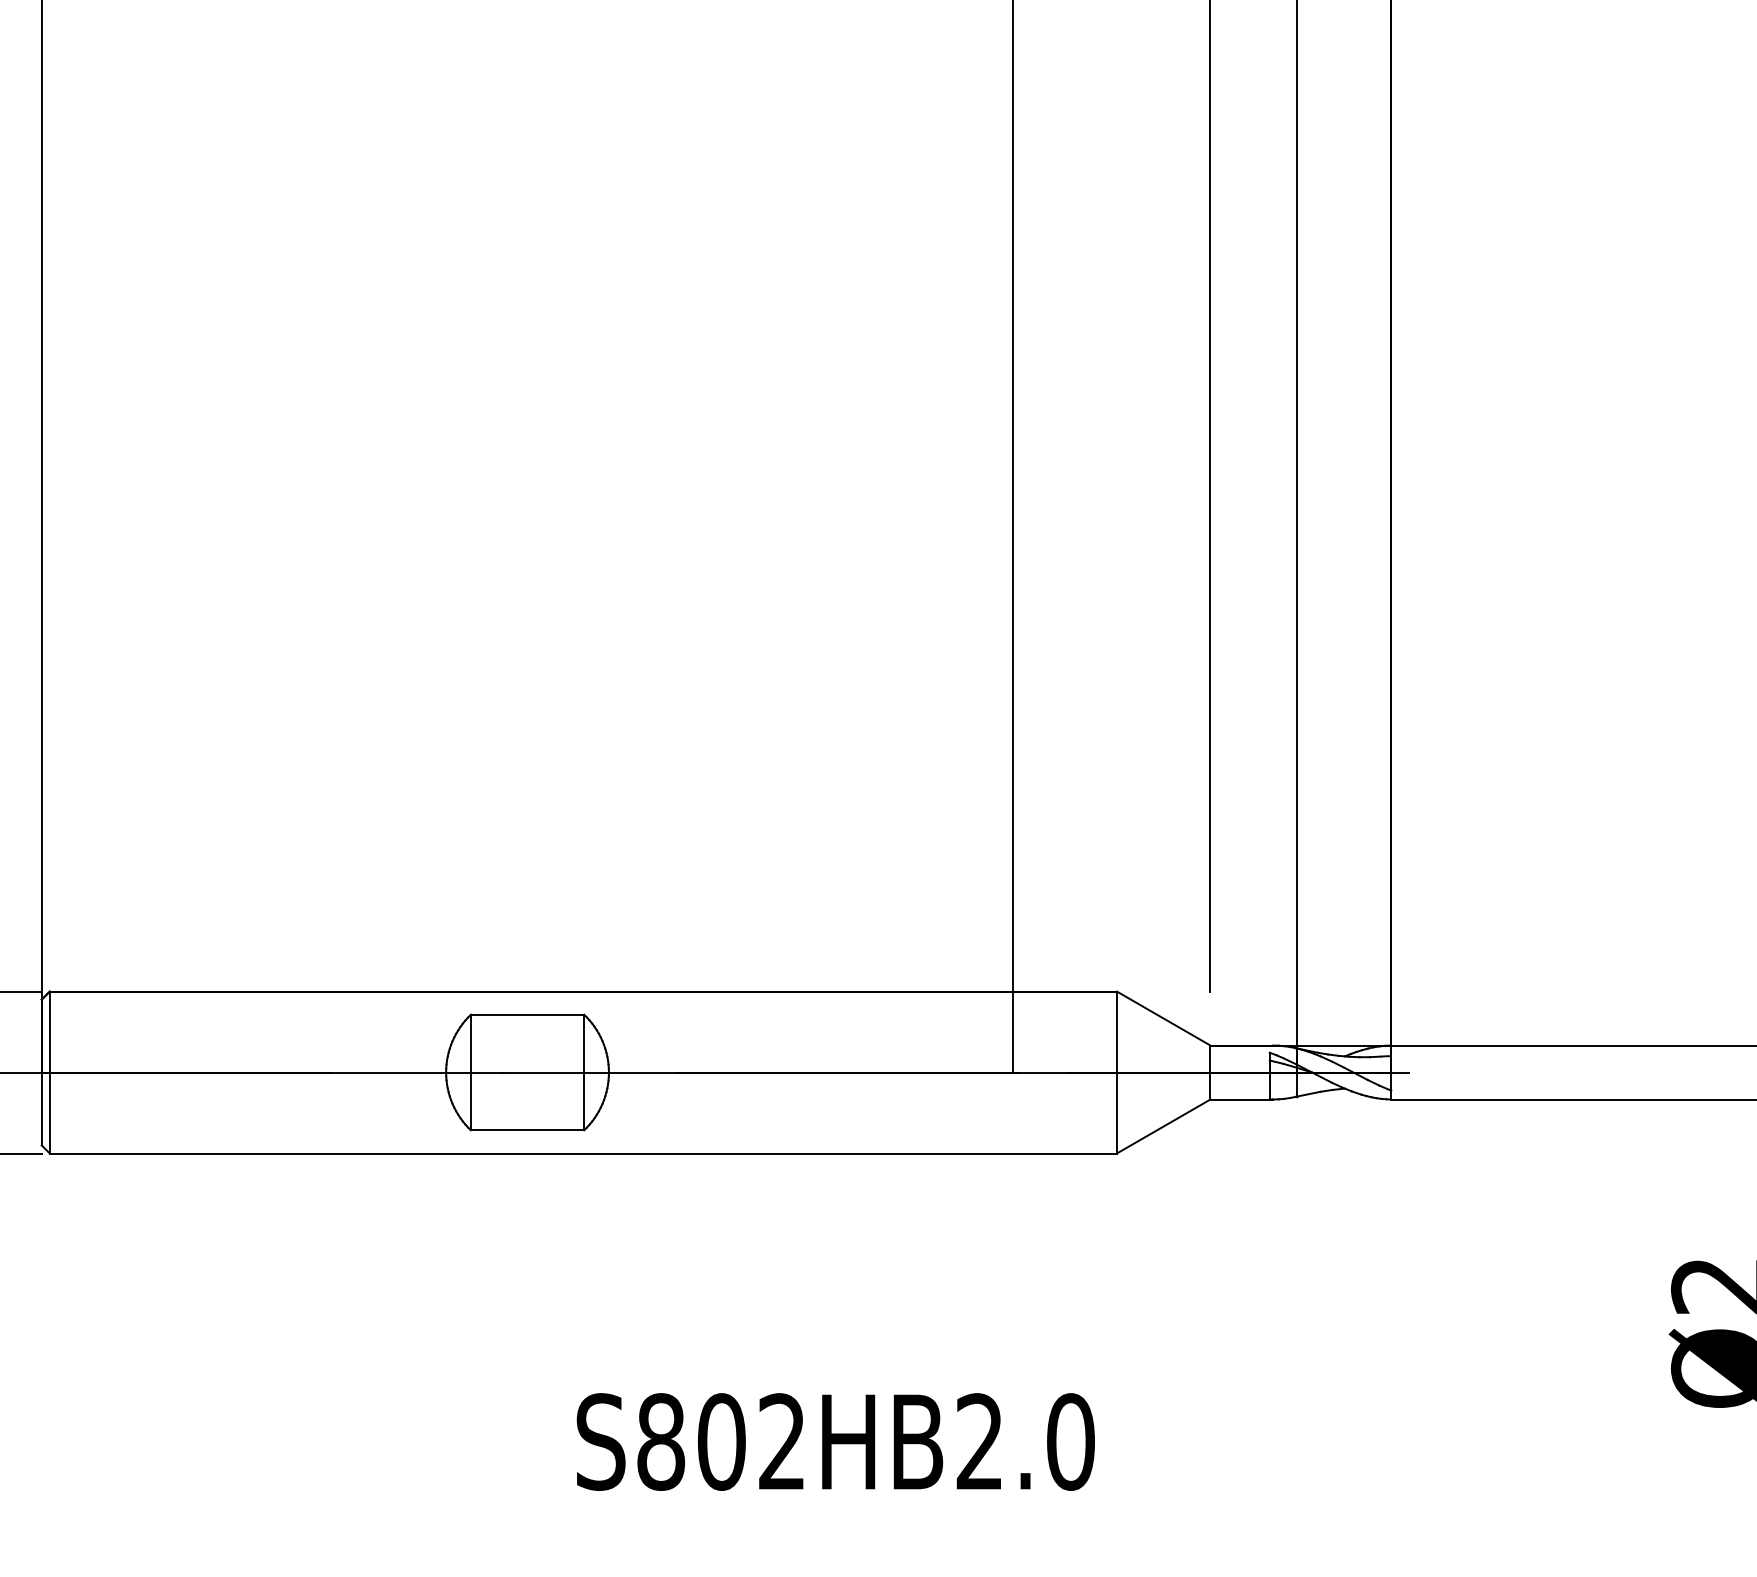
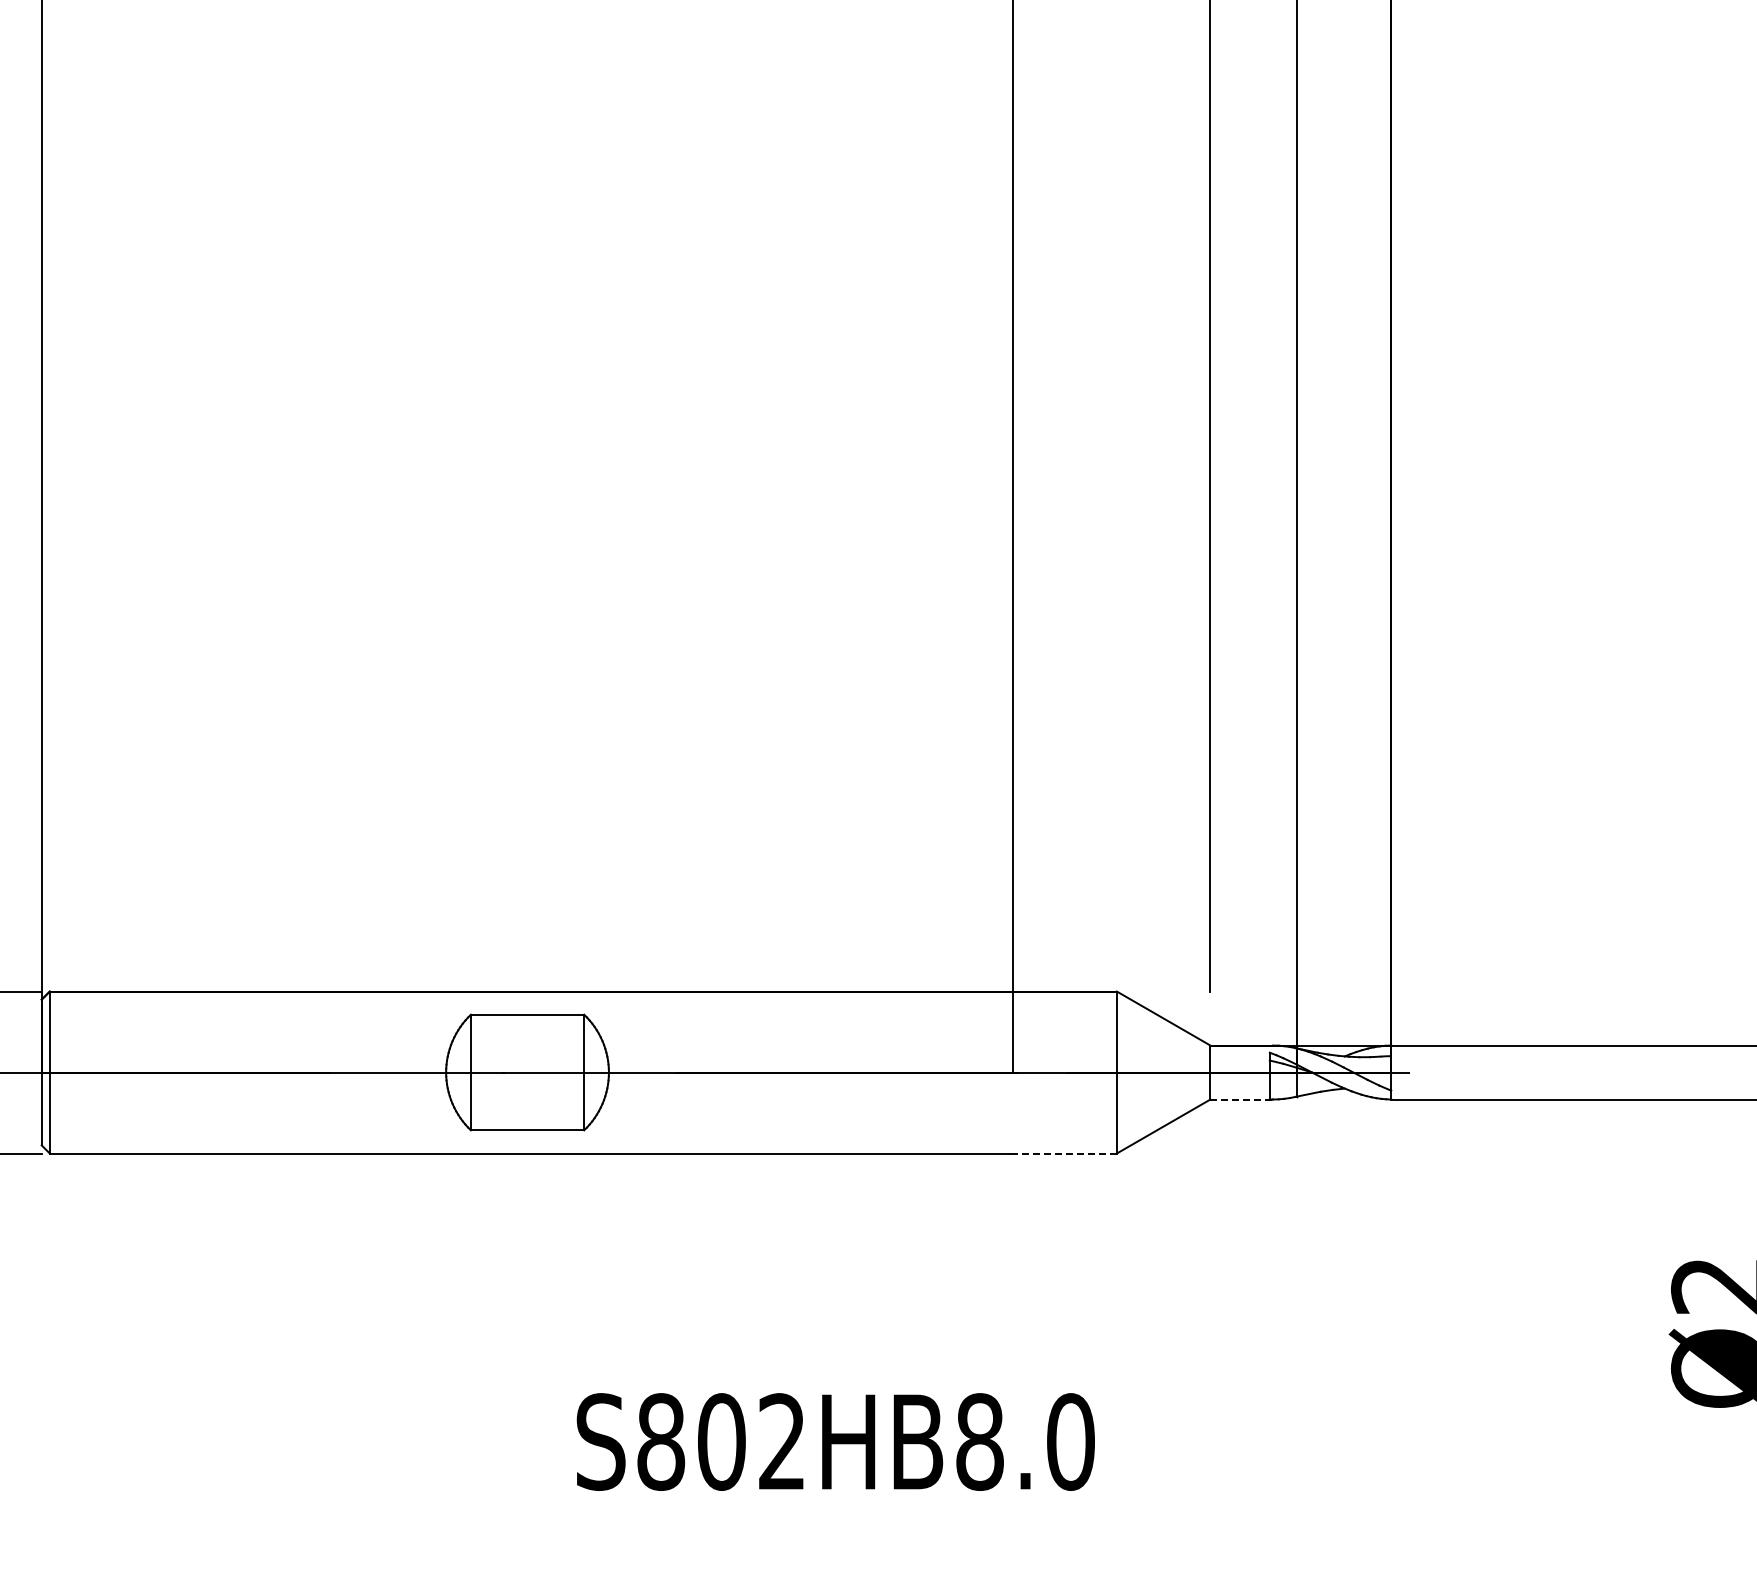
line: solid -> dashed (1242, 1099)
line: solid -> dashed (1065, 1153)
text: S802HB2.0 -> S802HB8.0 (979, 1441)
